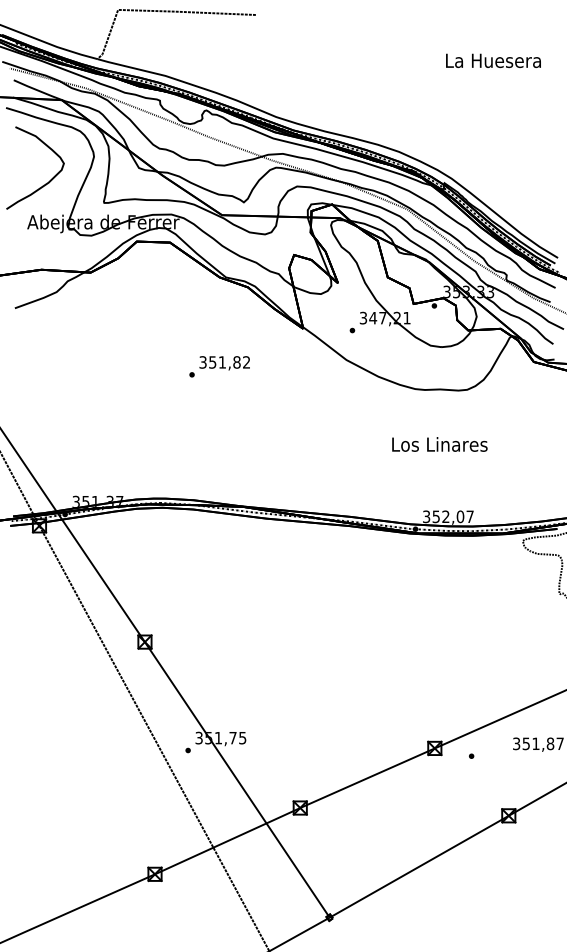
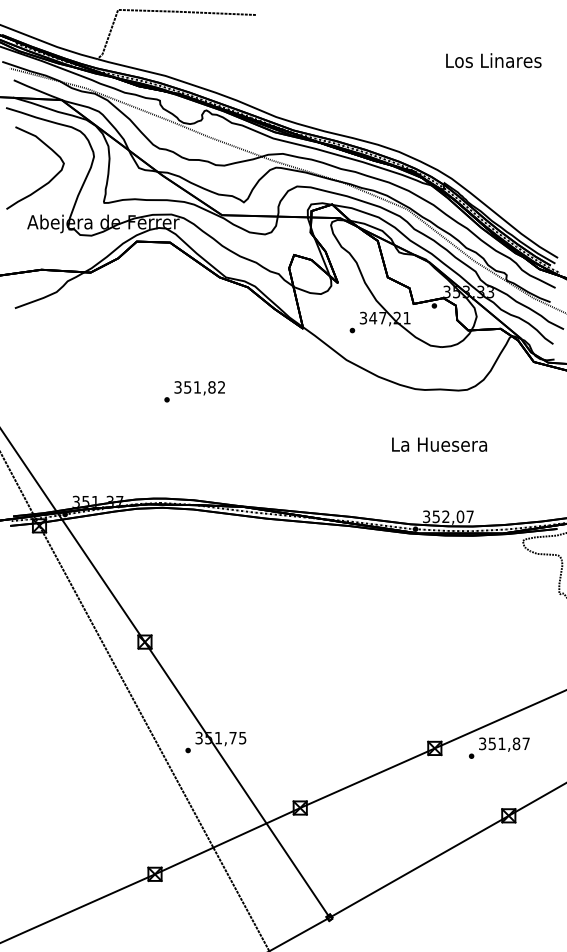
text: La Huesera -> Los Linares (493, 60)
text position: (219, 366) -> (194, 391) (194, 391)
text: Los Linares -> La Huesera (439, 444)
text position: (538, 744) -> (504, 744) (504, 744)
